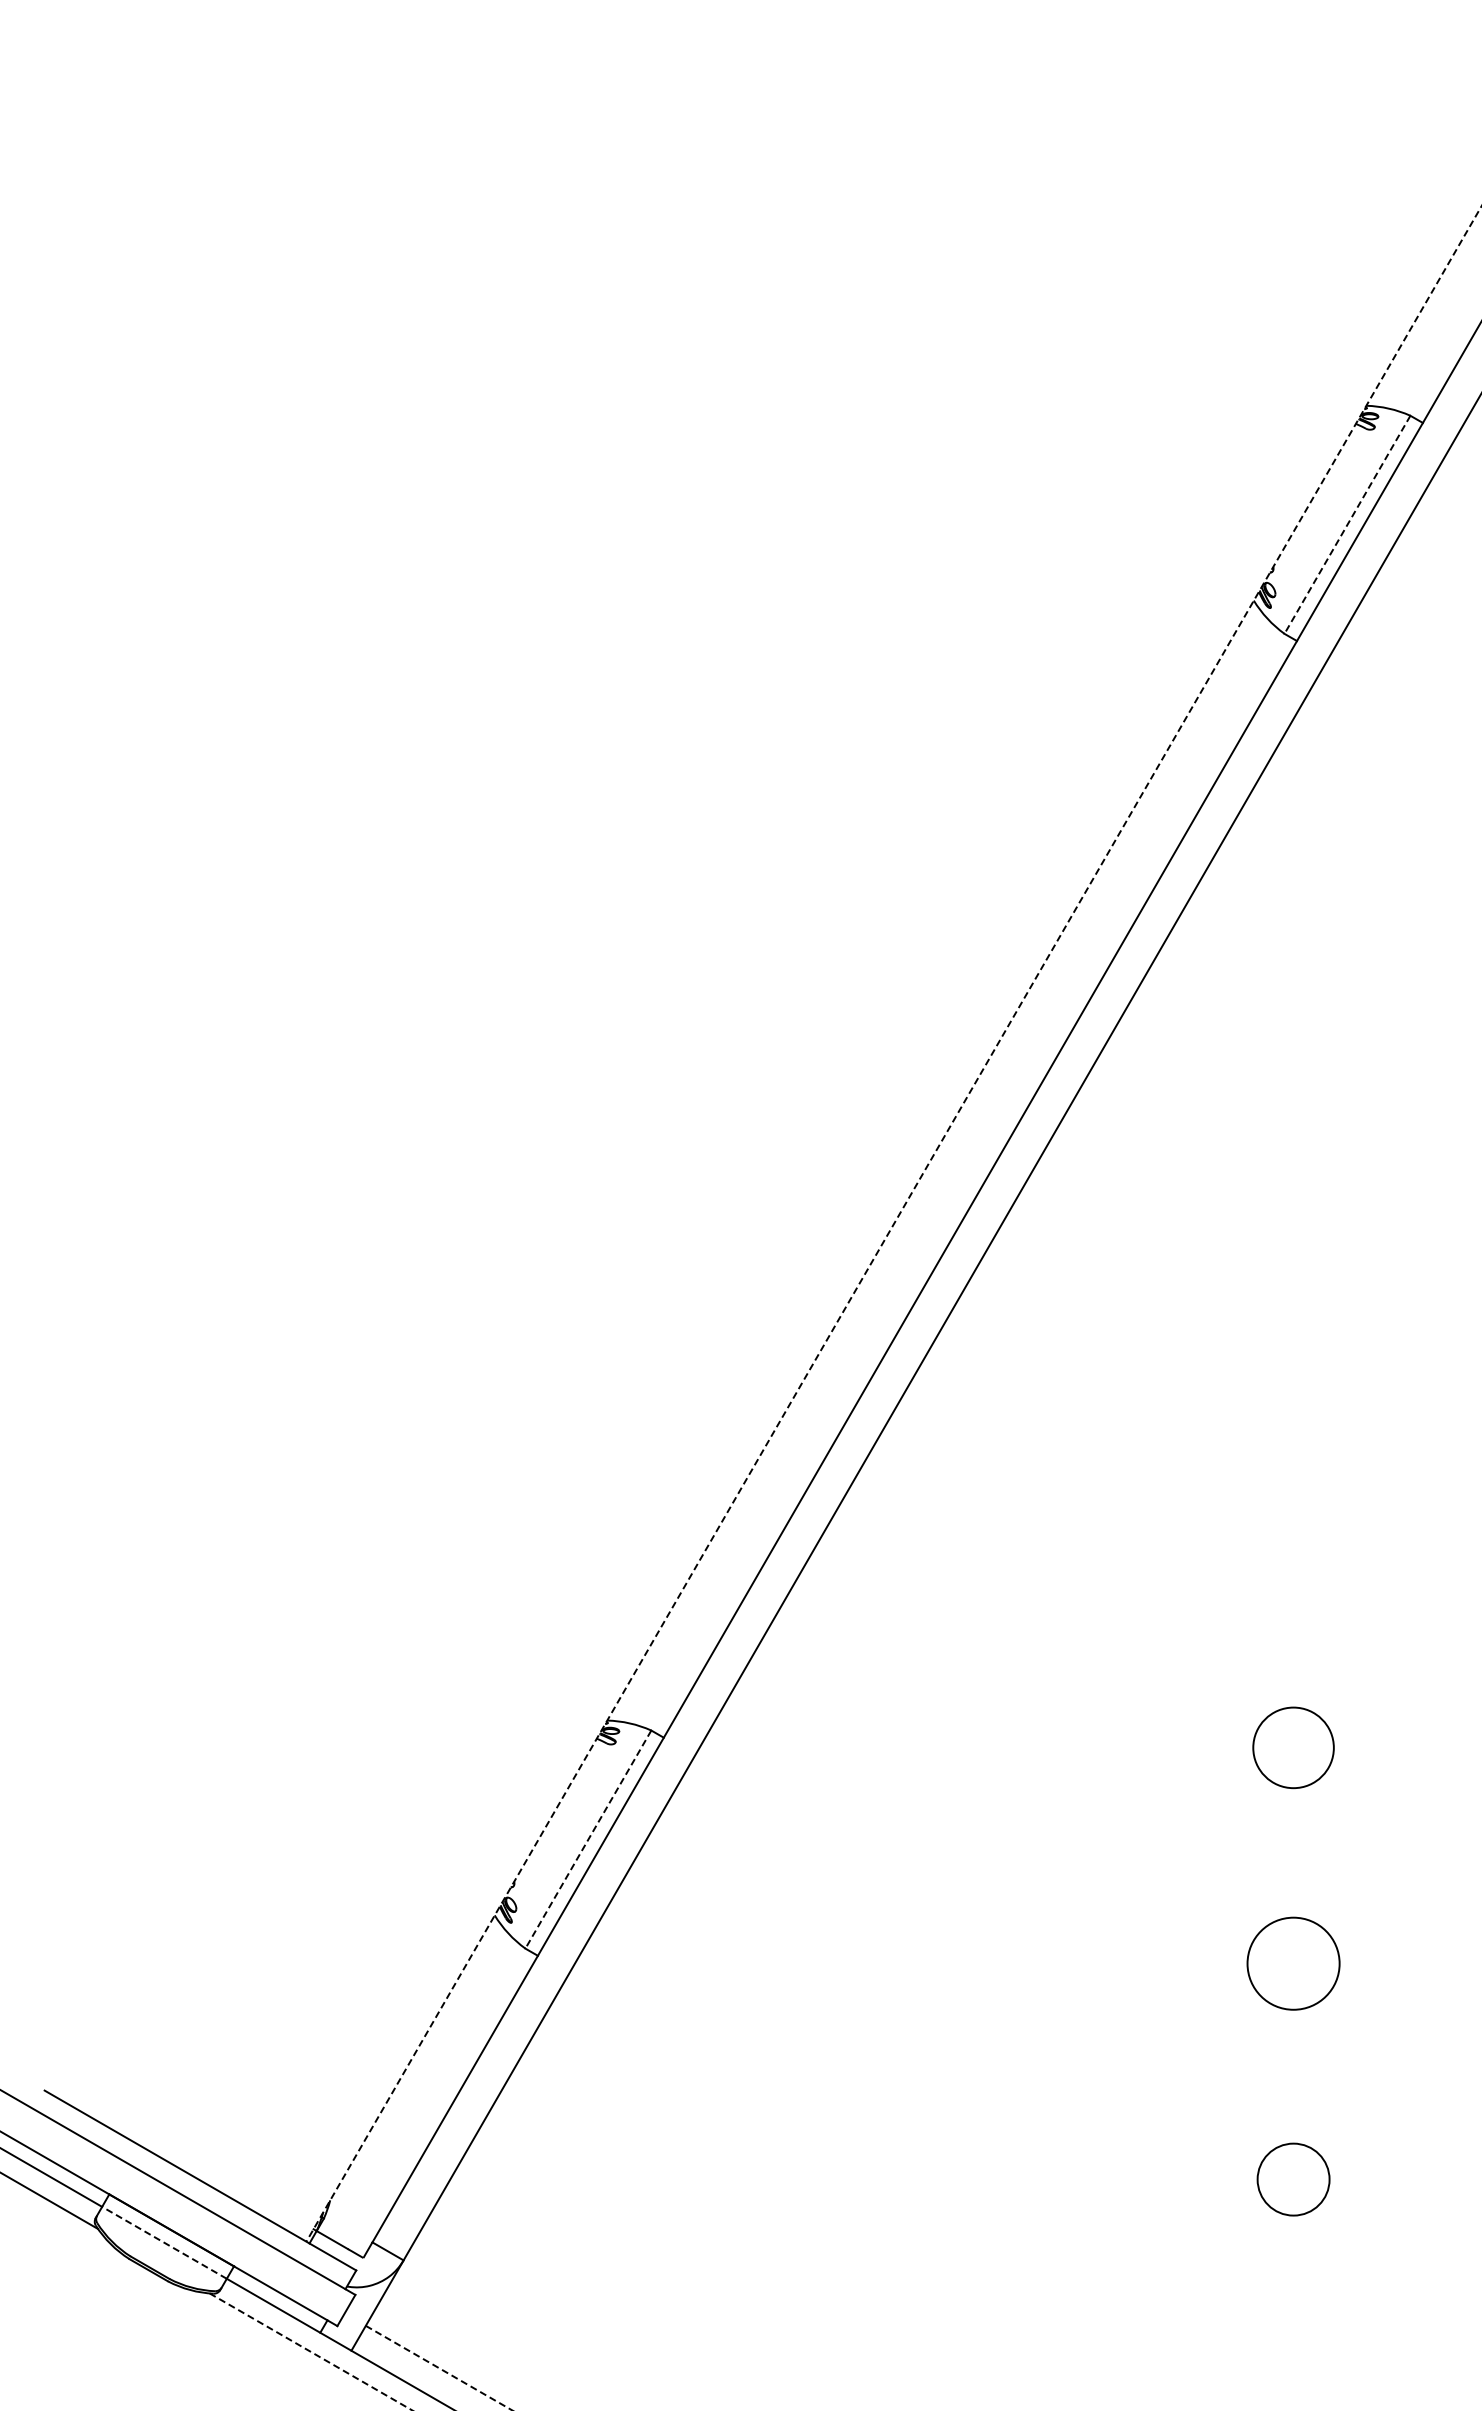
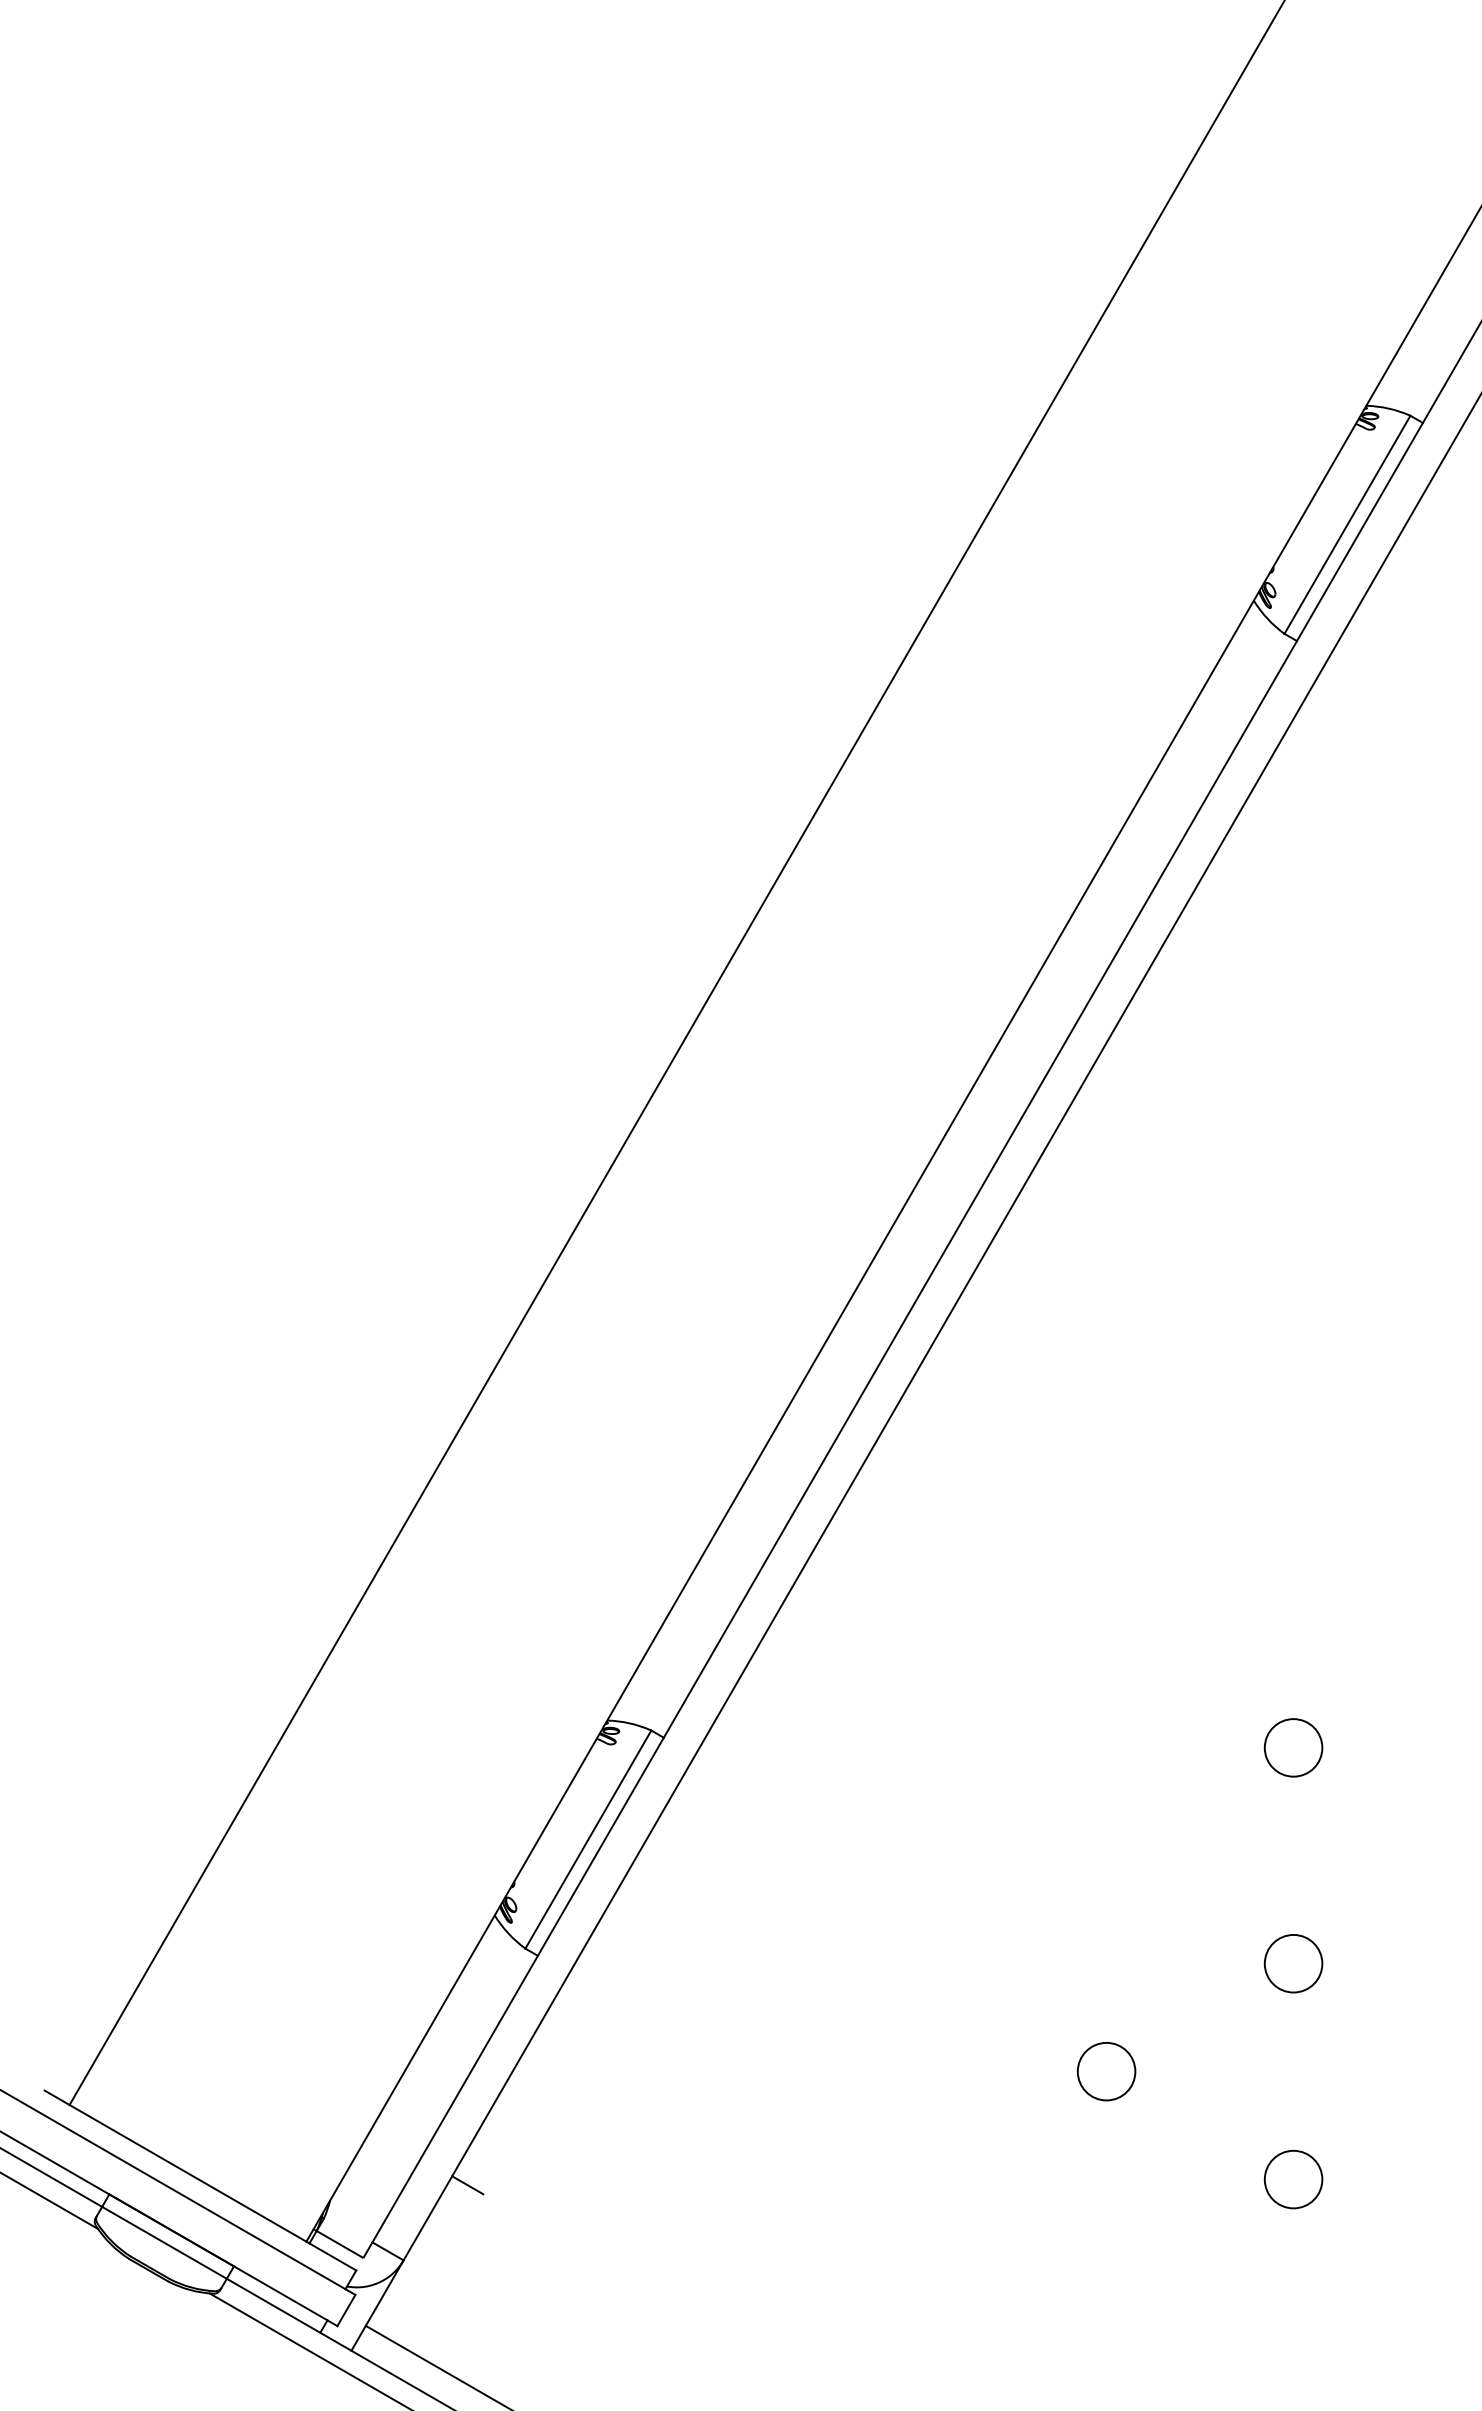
line: dashed -> solid (1347, 524)
line: none -> present (676, 1053)
line: dashed -> solid (893, 1224)
circle diameter: 81 px -> 58 px (1293, 1747)
line: dashed -> solid (588, 1839)
circle diameter: 92 px -> 58 px (1293, 1963)
circle: none -> present (1106, 2071)
circle size: 75x75 px -> 61x61 px (1293, 2179)
line: none -> present (467, 2185)
line: dashed -> solid (164, 2242)
line: dashed -> solid (311, 2352)
line: dashed -> solid (439, 2368)
